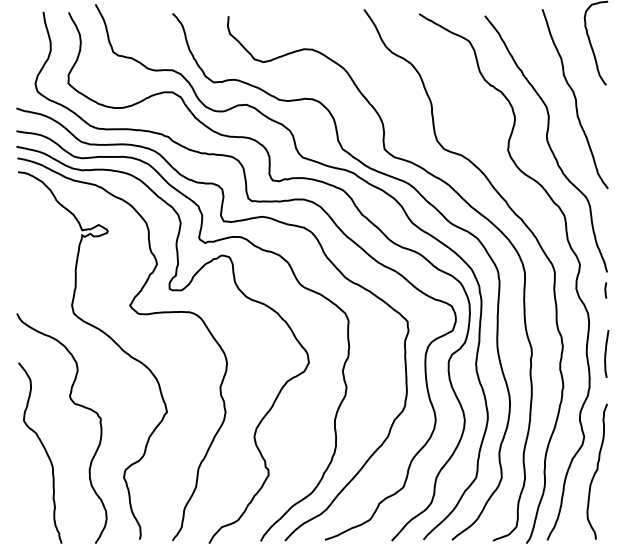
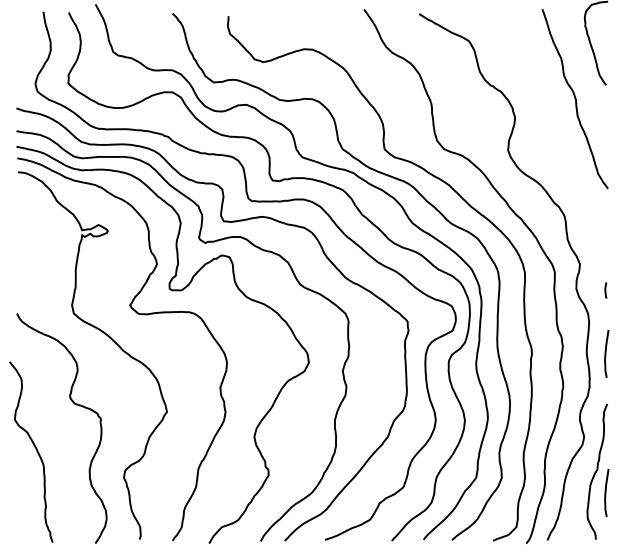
curve: present -> none (547, 143)
curve position: (44, 450) -> (35, 449) (35, 449)
curve: none -> present (606, 492)
